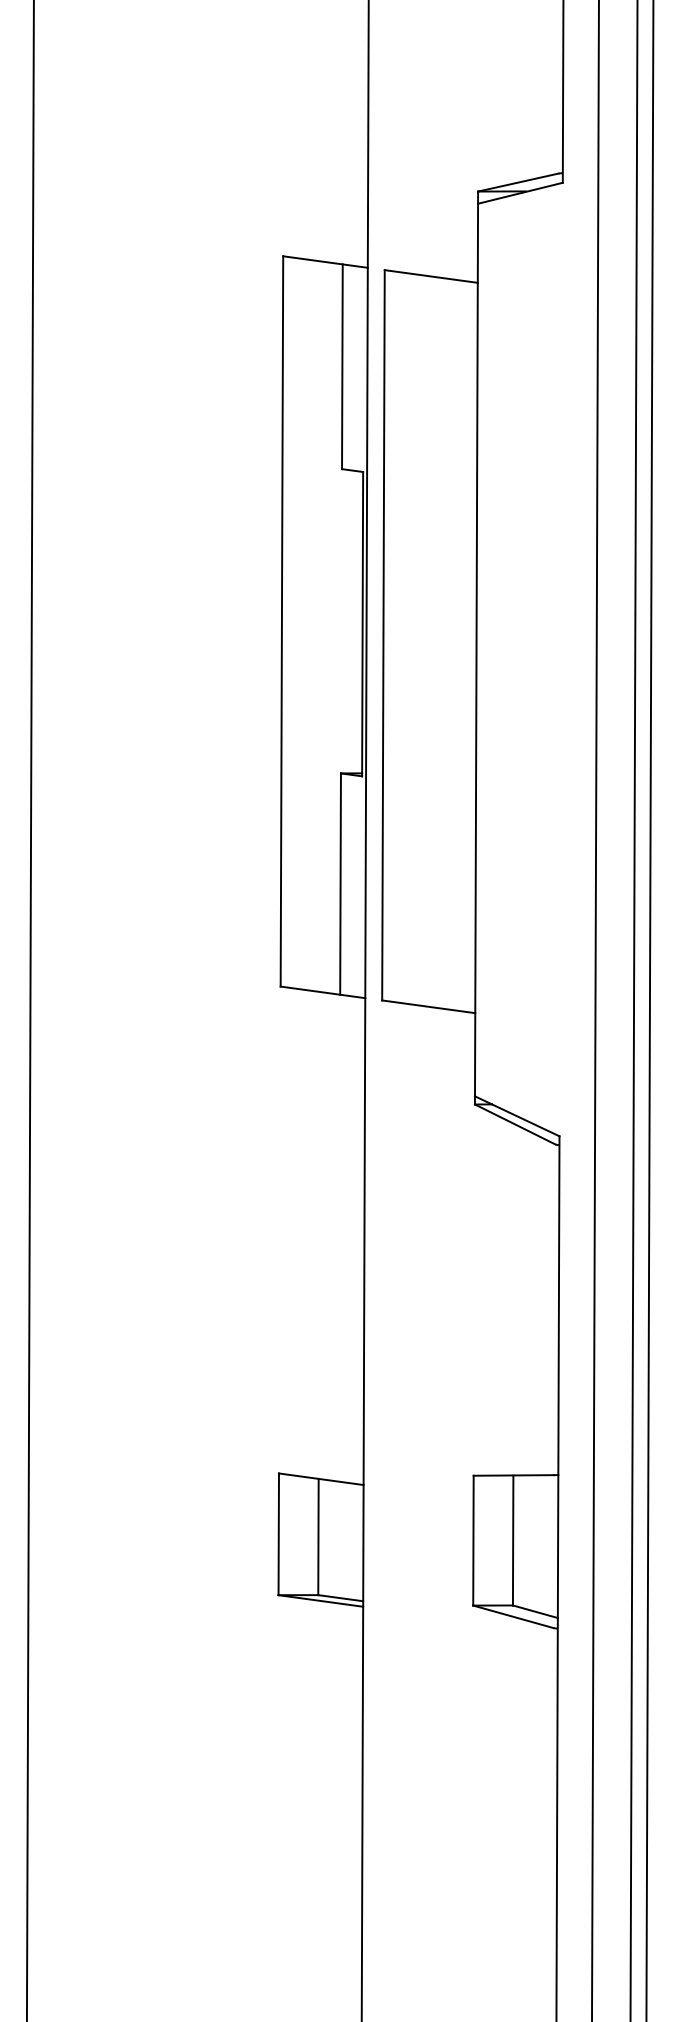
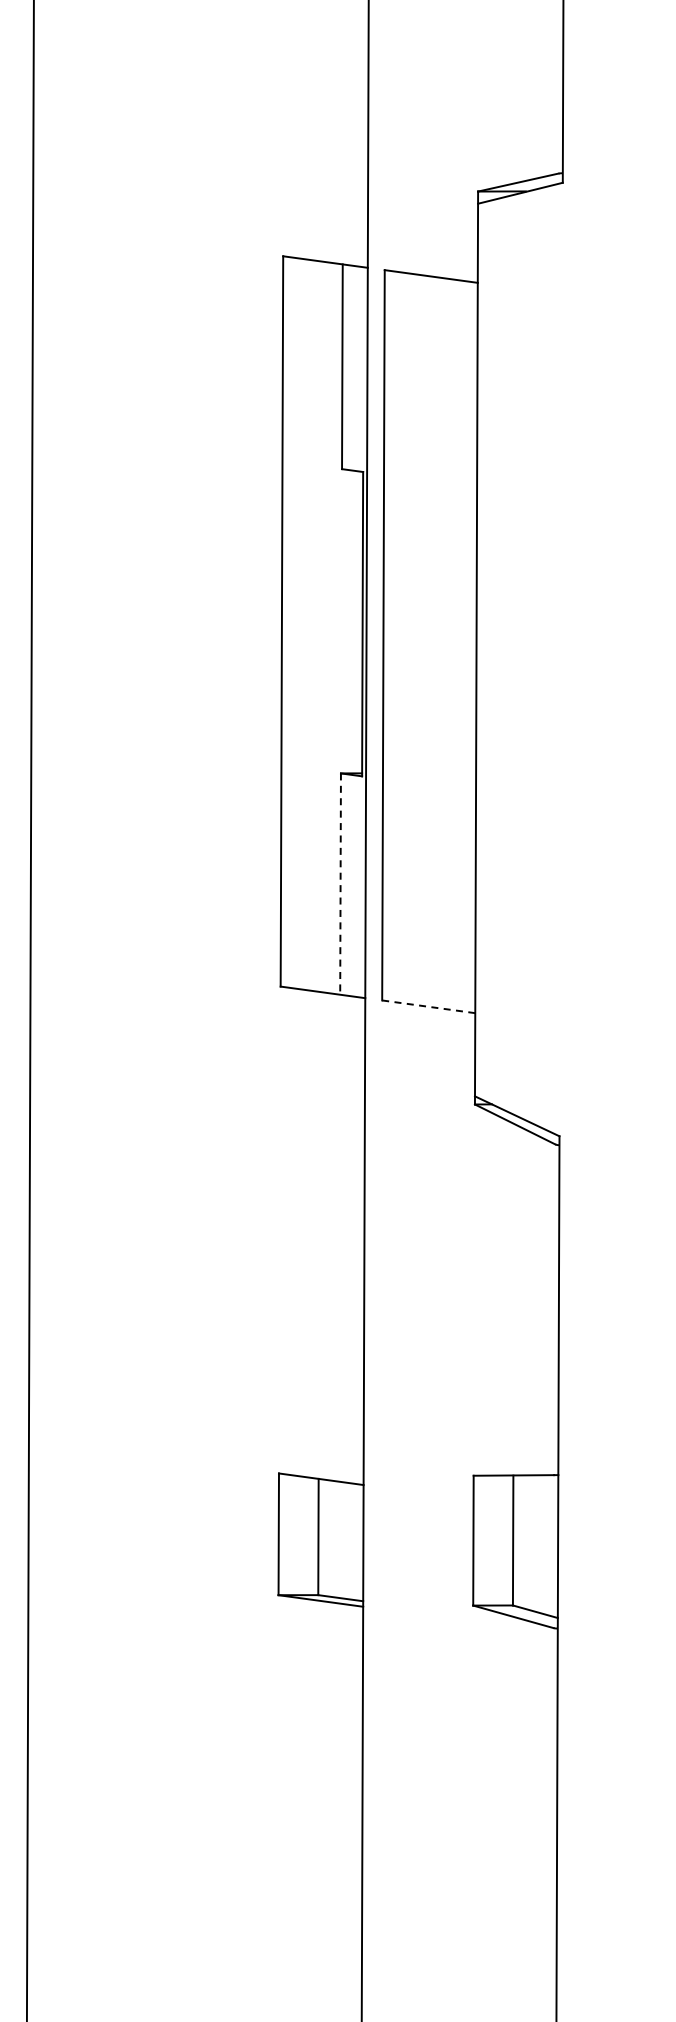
line: solid -> dashed (340, 884)
line: solid -> dashed (428, 1006)
line: present -> none (595, 1010)
line: present -> none (633, 1010)
line: present -> none (649, 1010)
